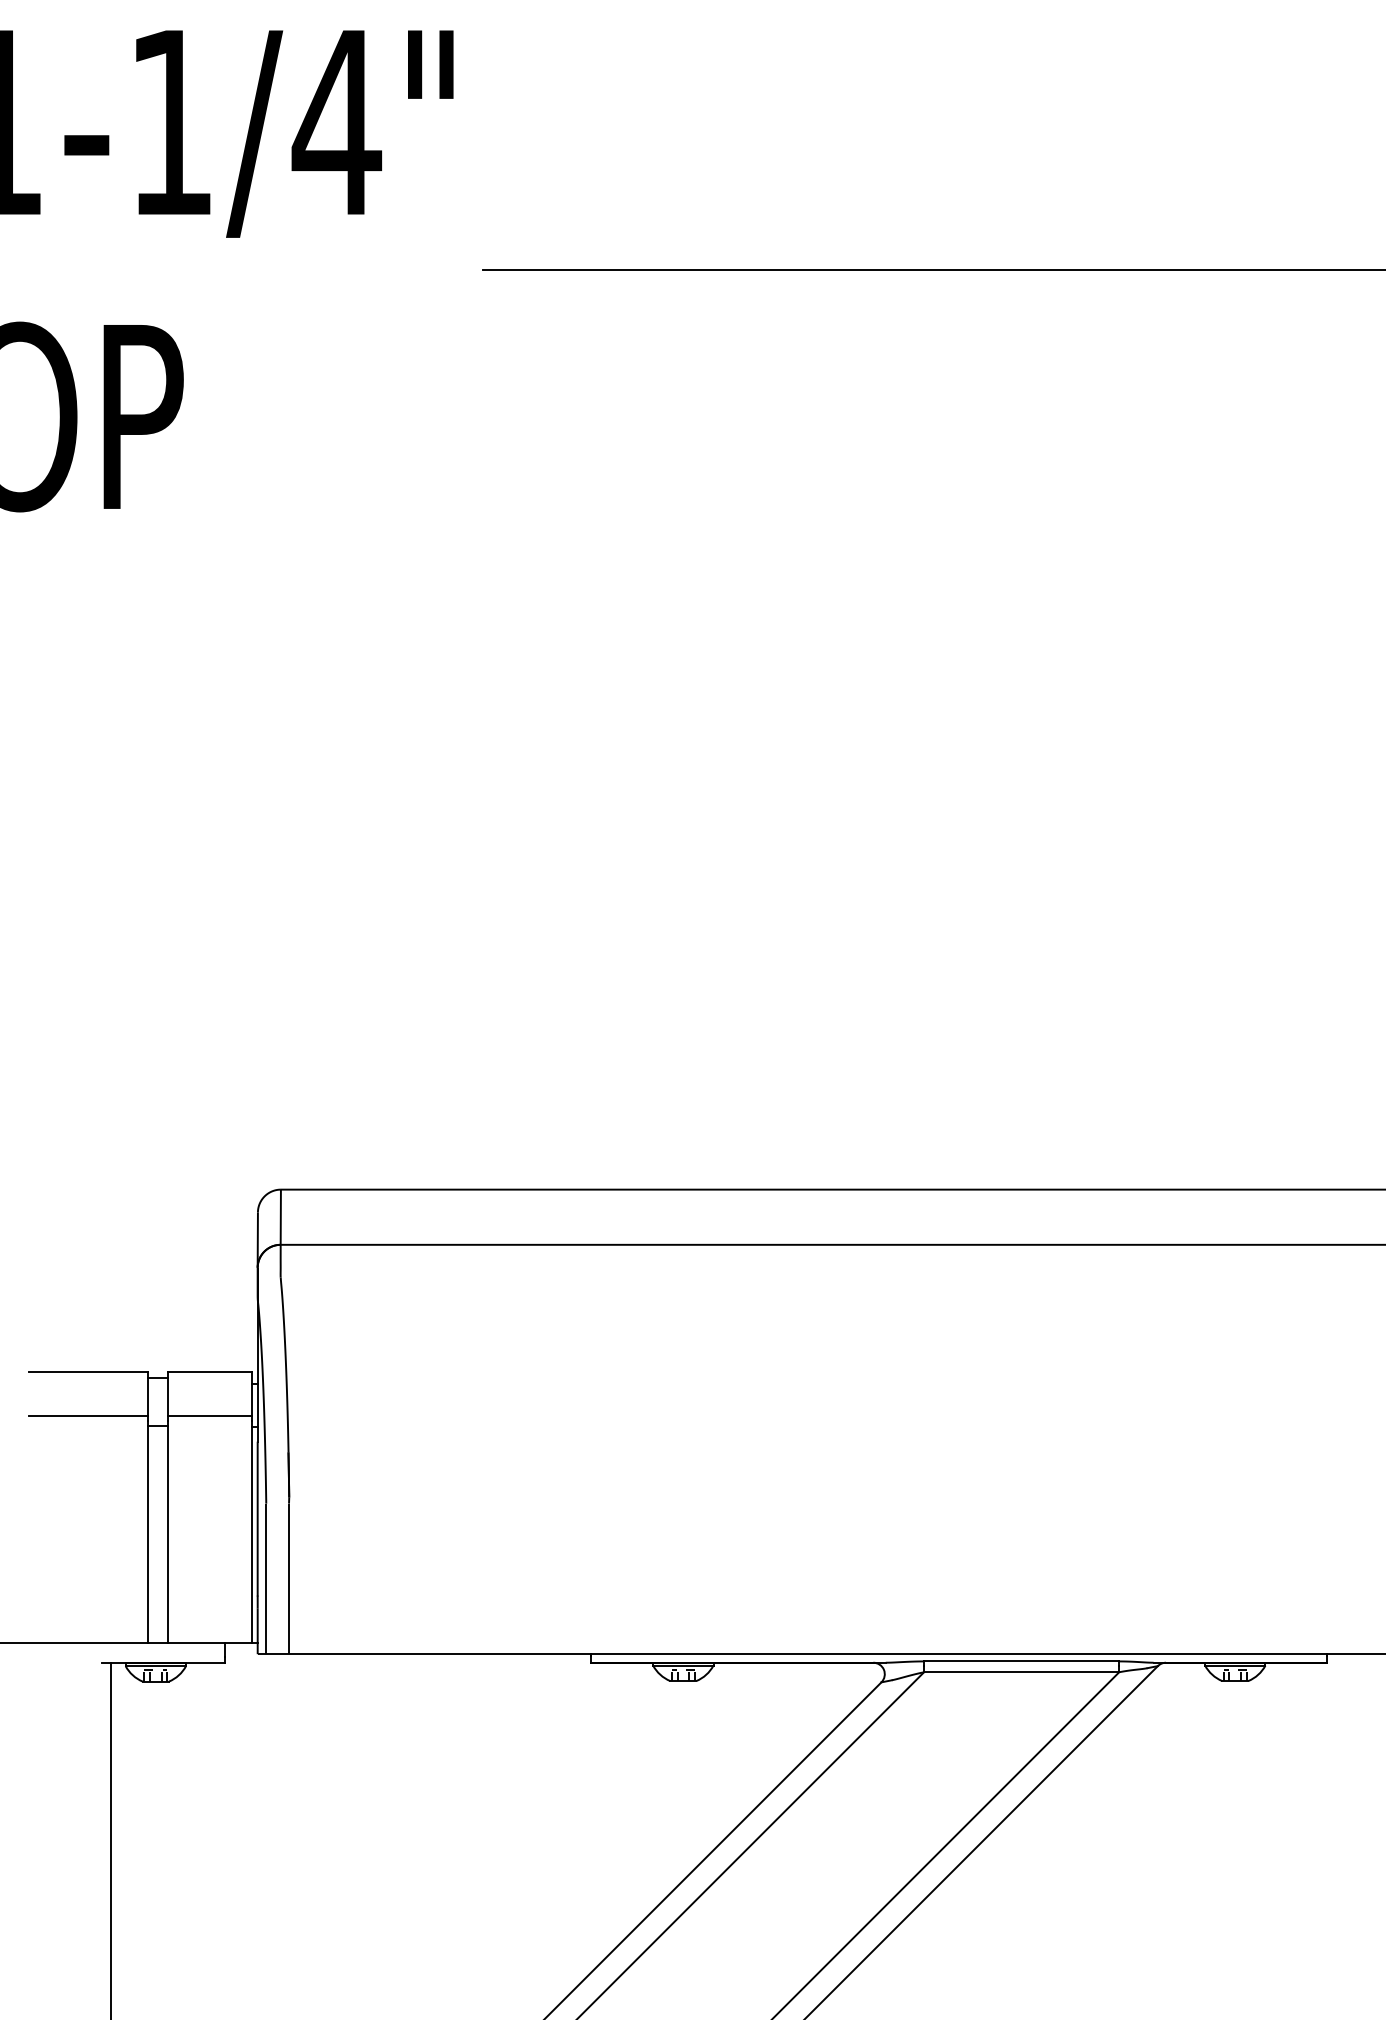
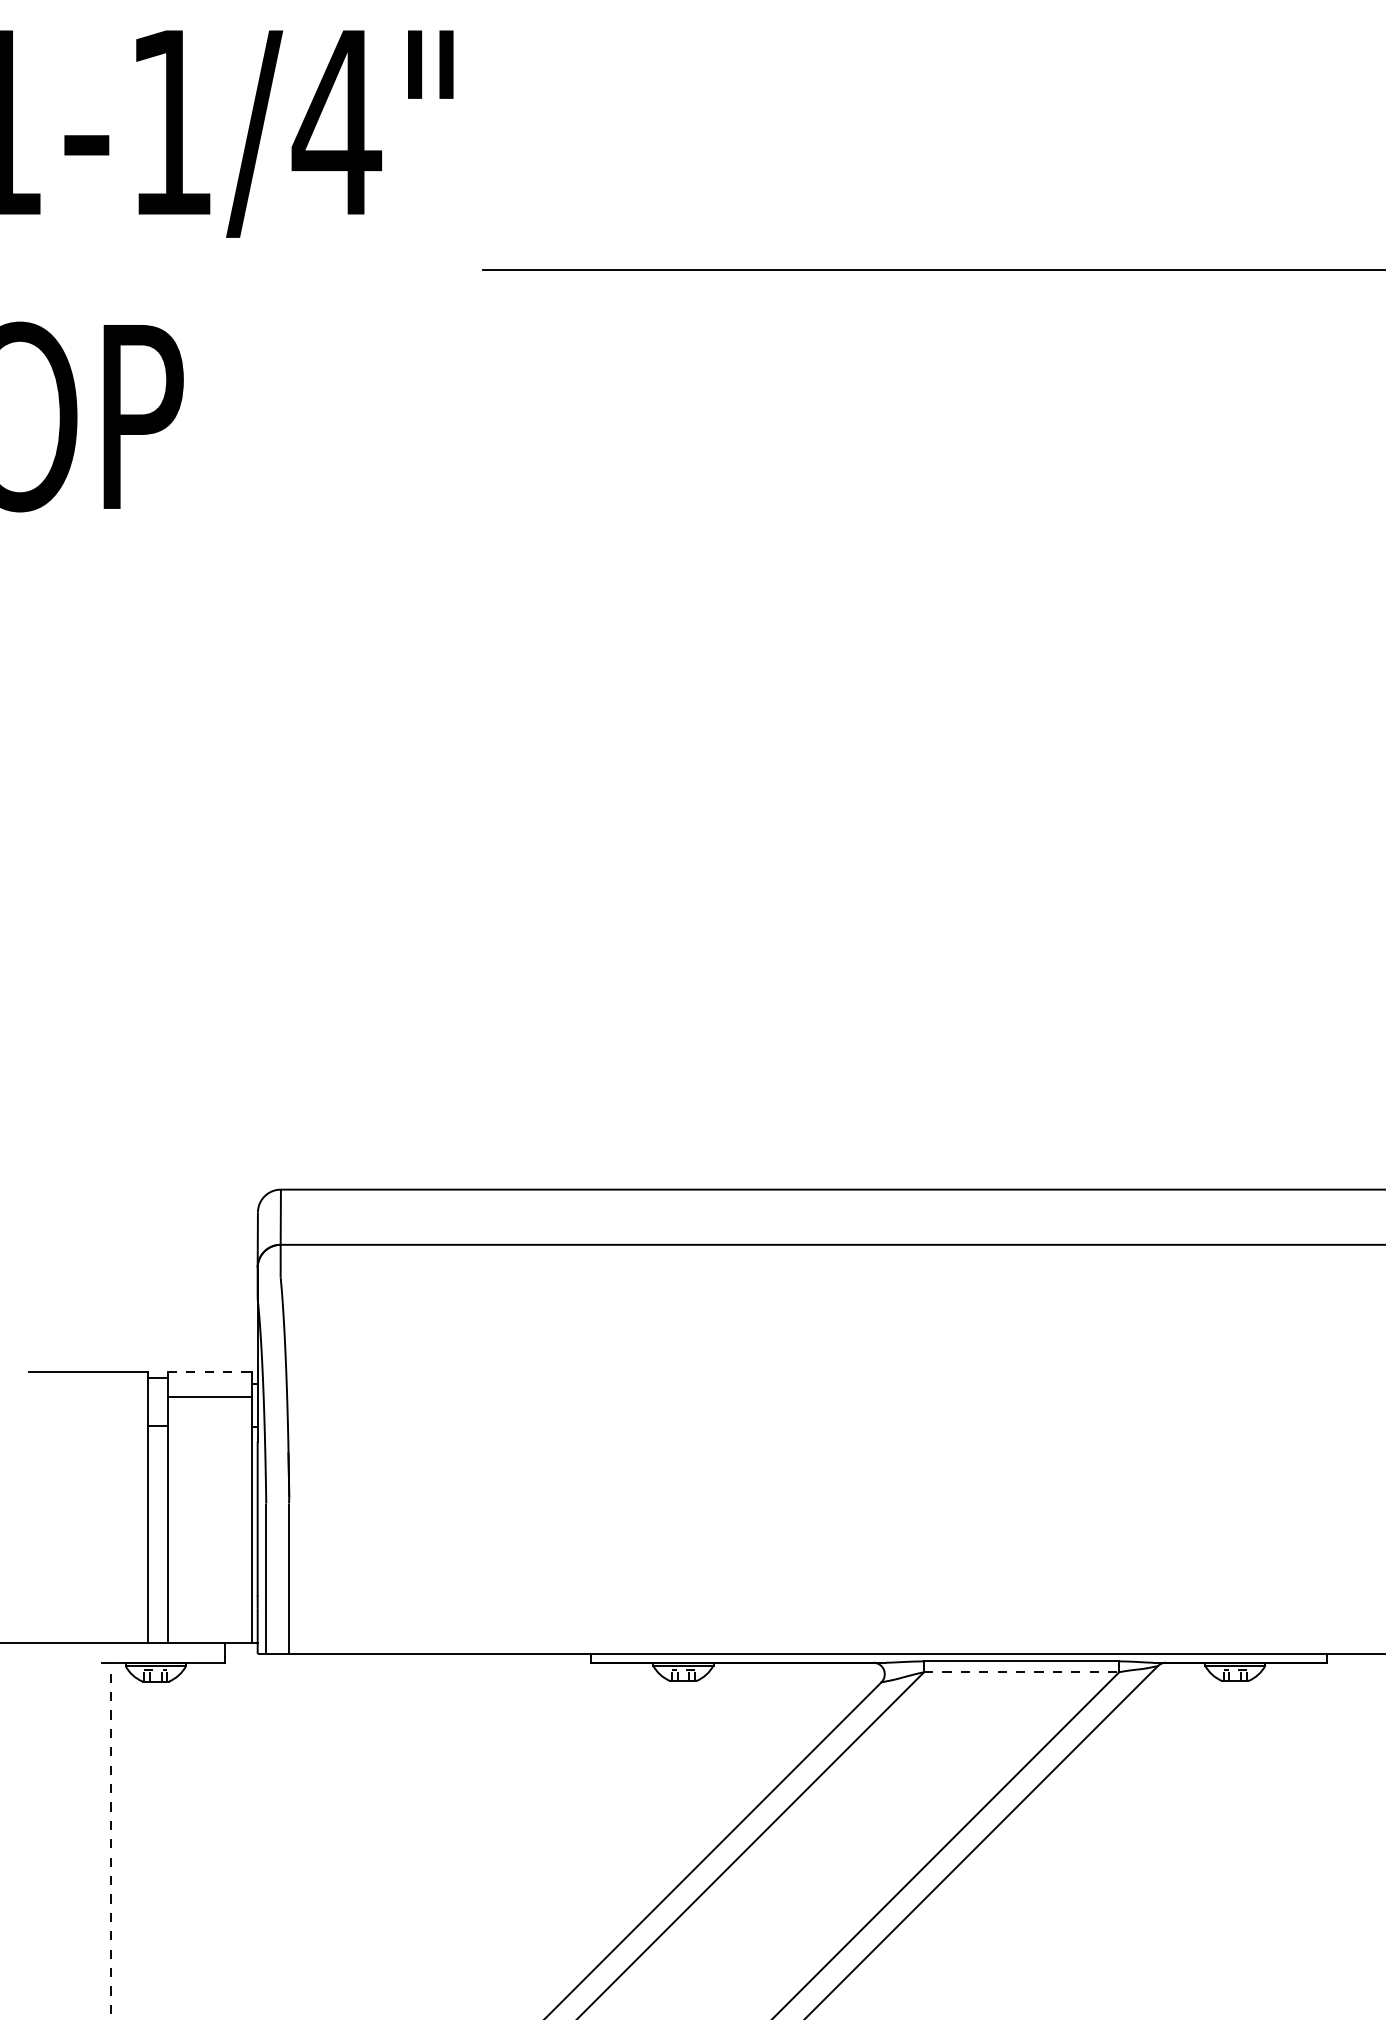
line: solid -> dashed (210, 1372)
line: present -> none (88, 1415)
line position: (209, 1415) -> (209, 1396) (209, 1396)
line: solid -> dashed (1021, 1672)
line: solid -> dashed (111, 1841)
